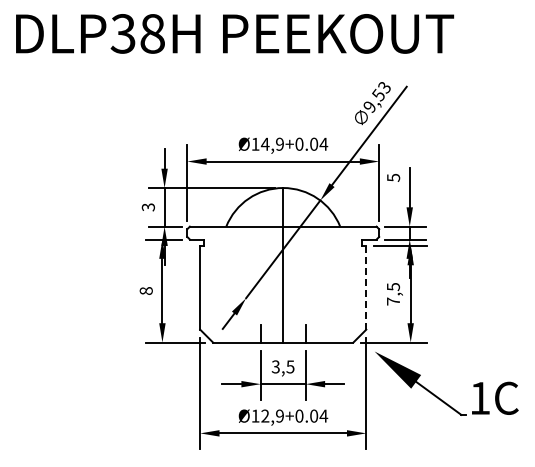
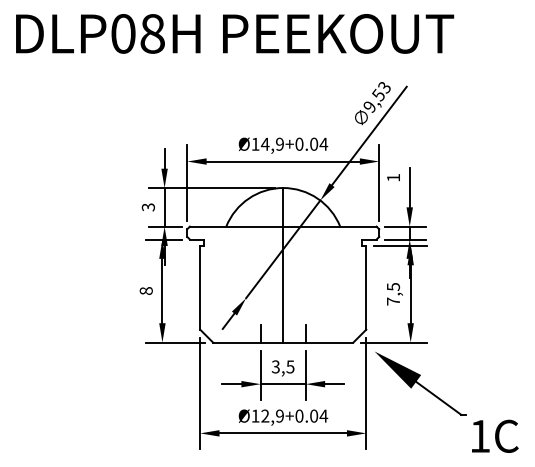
text: DLP38H -> DLP08H (122, 33)
text: 5 -> 1 (393, 177)
line: dashed -> solid (366, 287)
text position: (495, 397) -> (495, 435) (495, 435)
